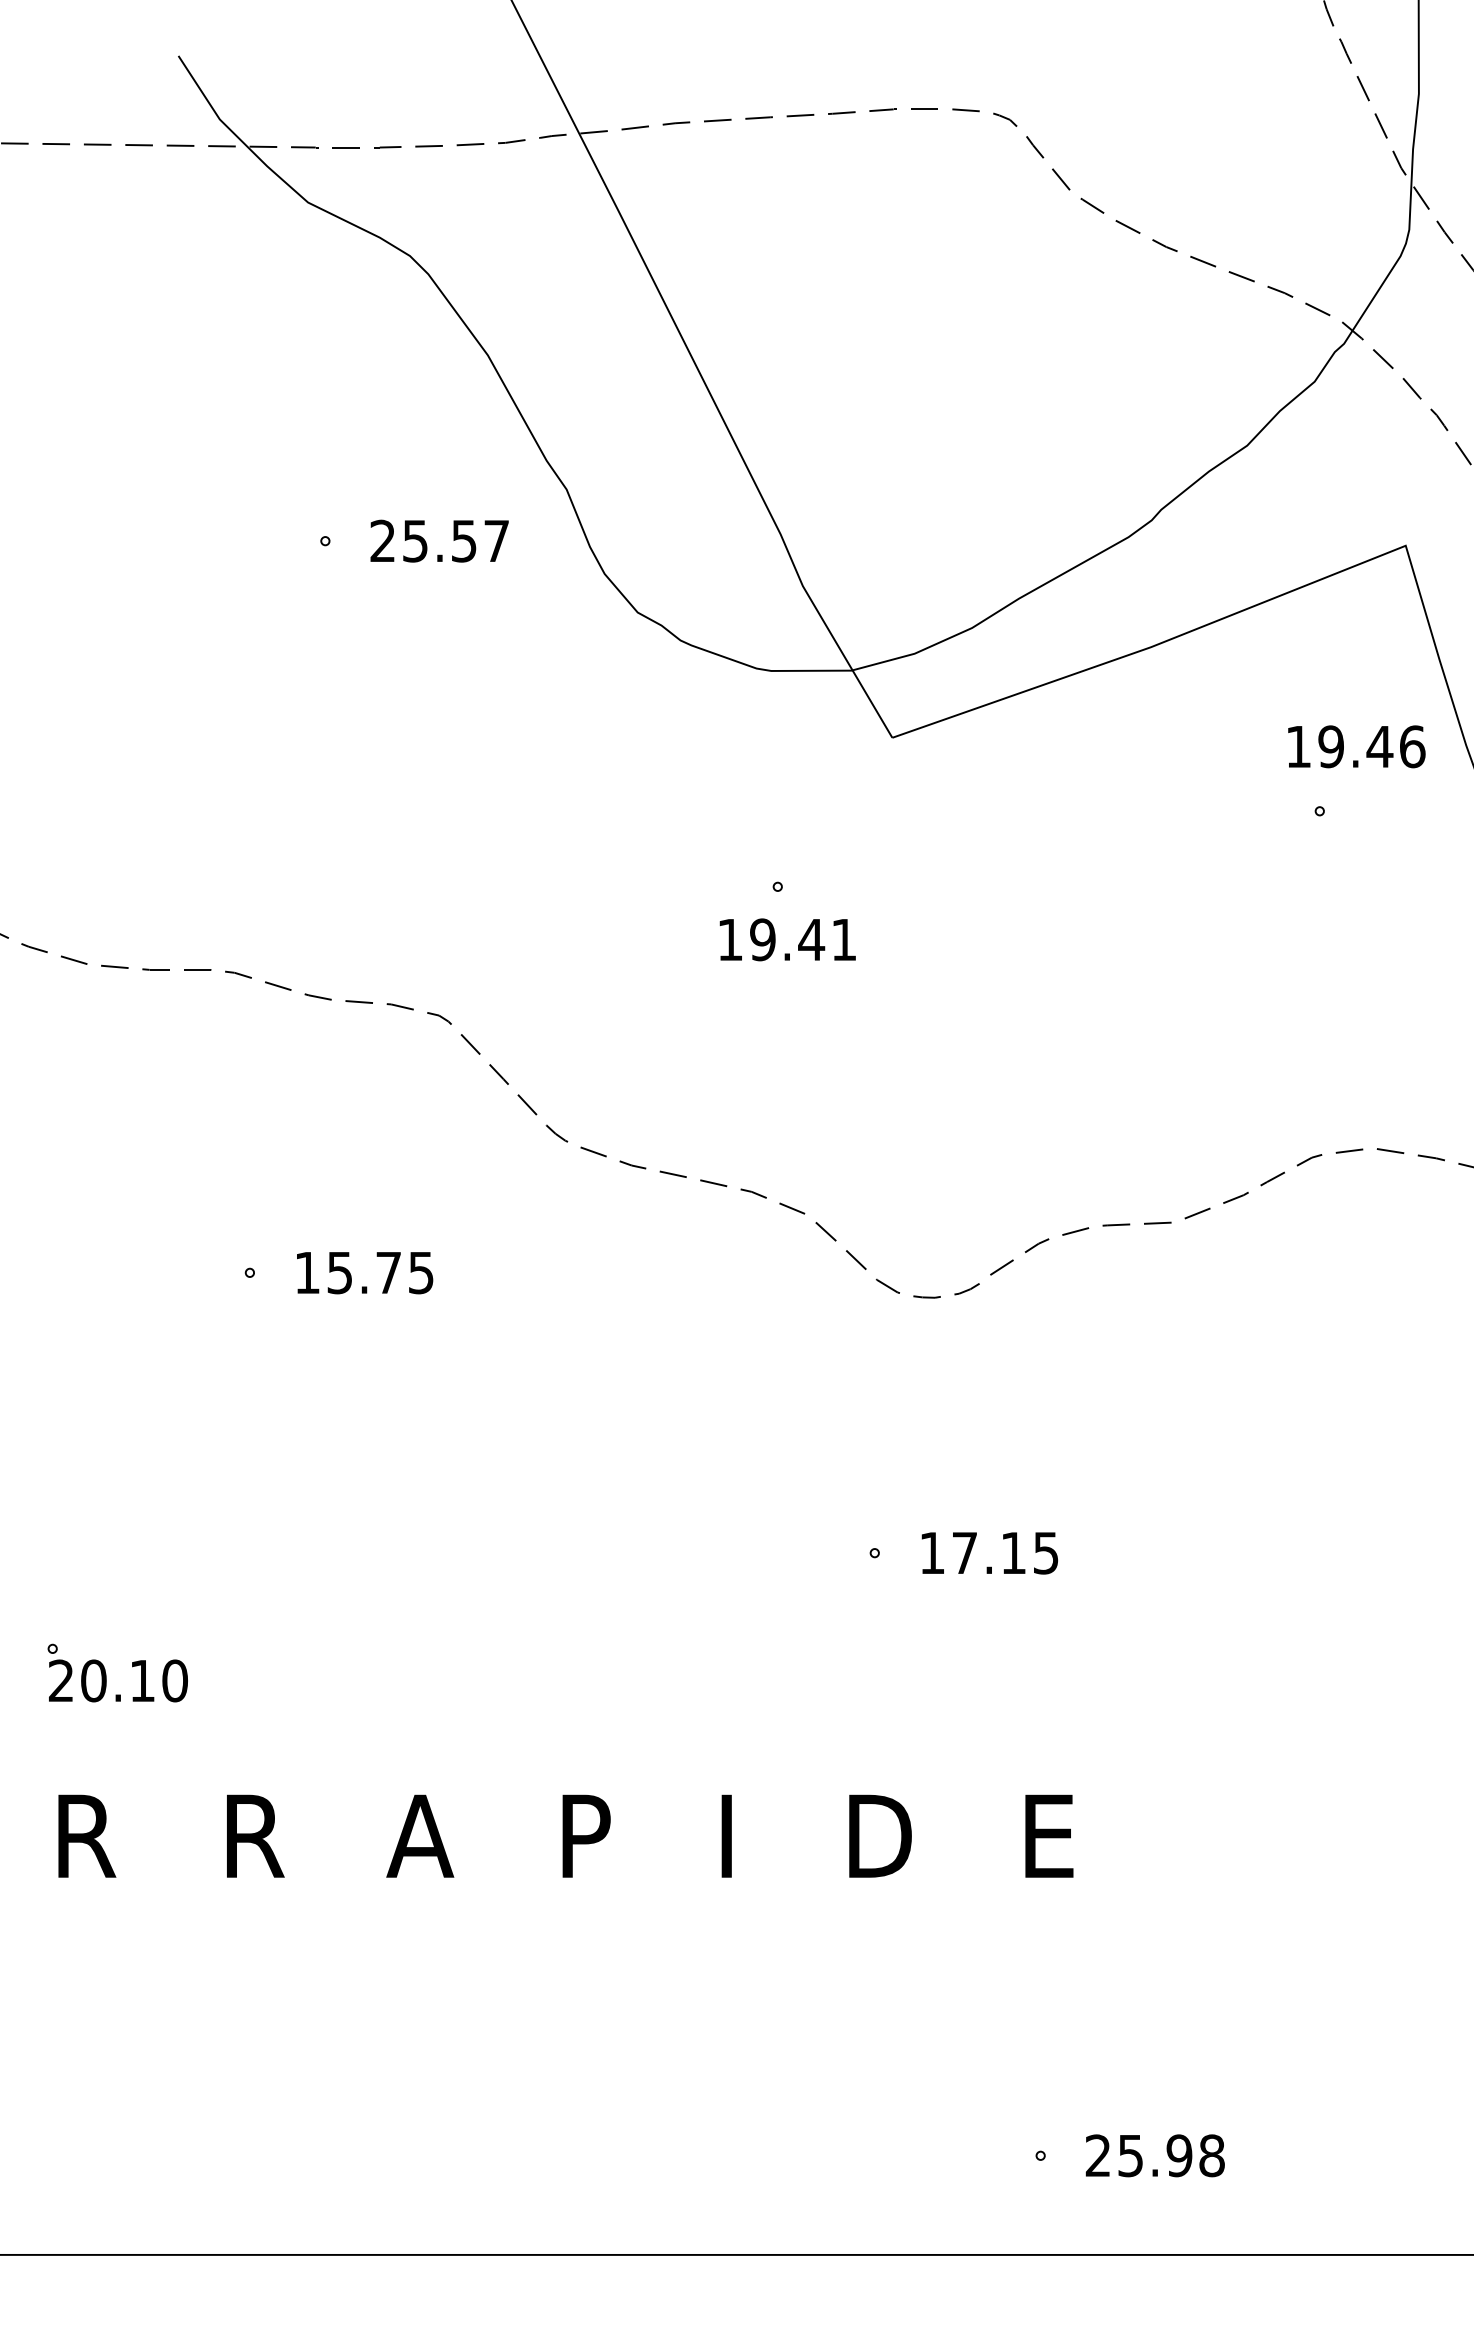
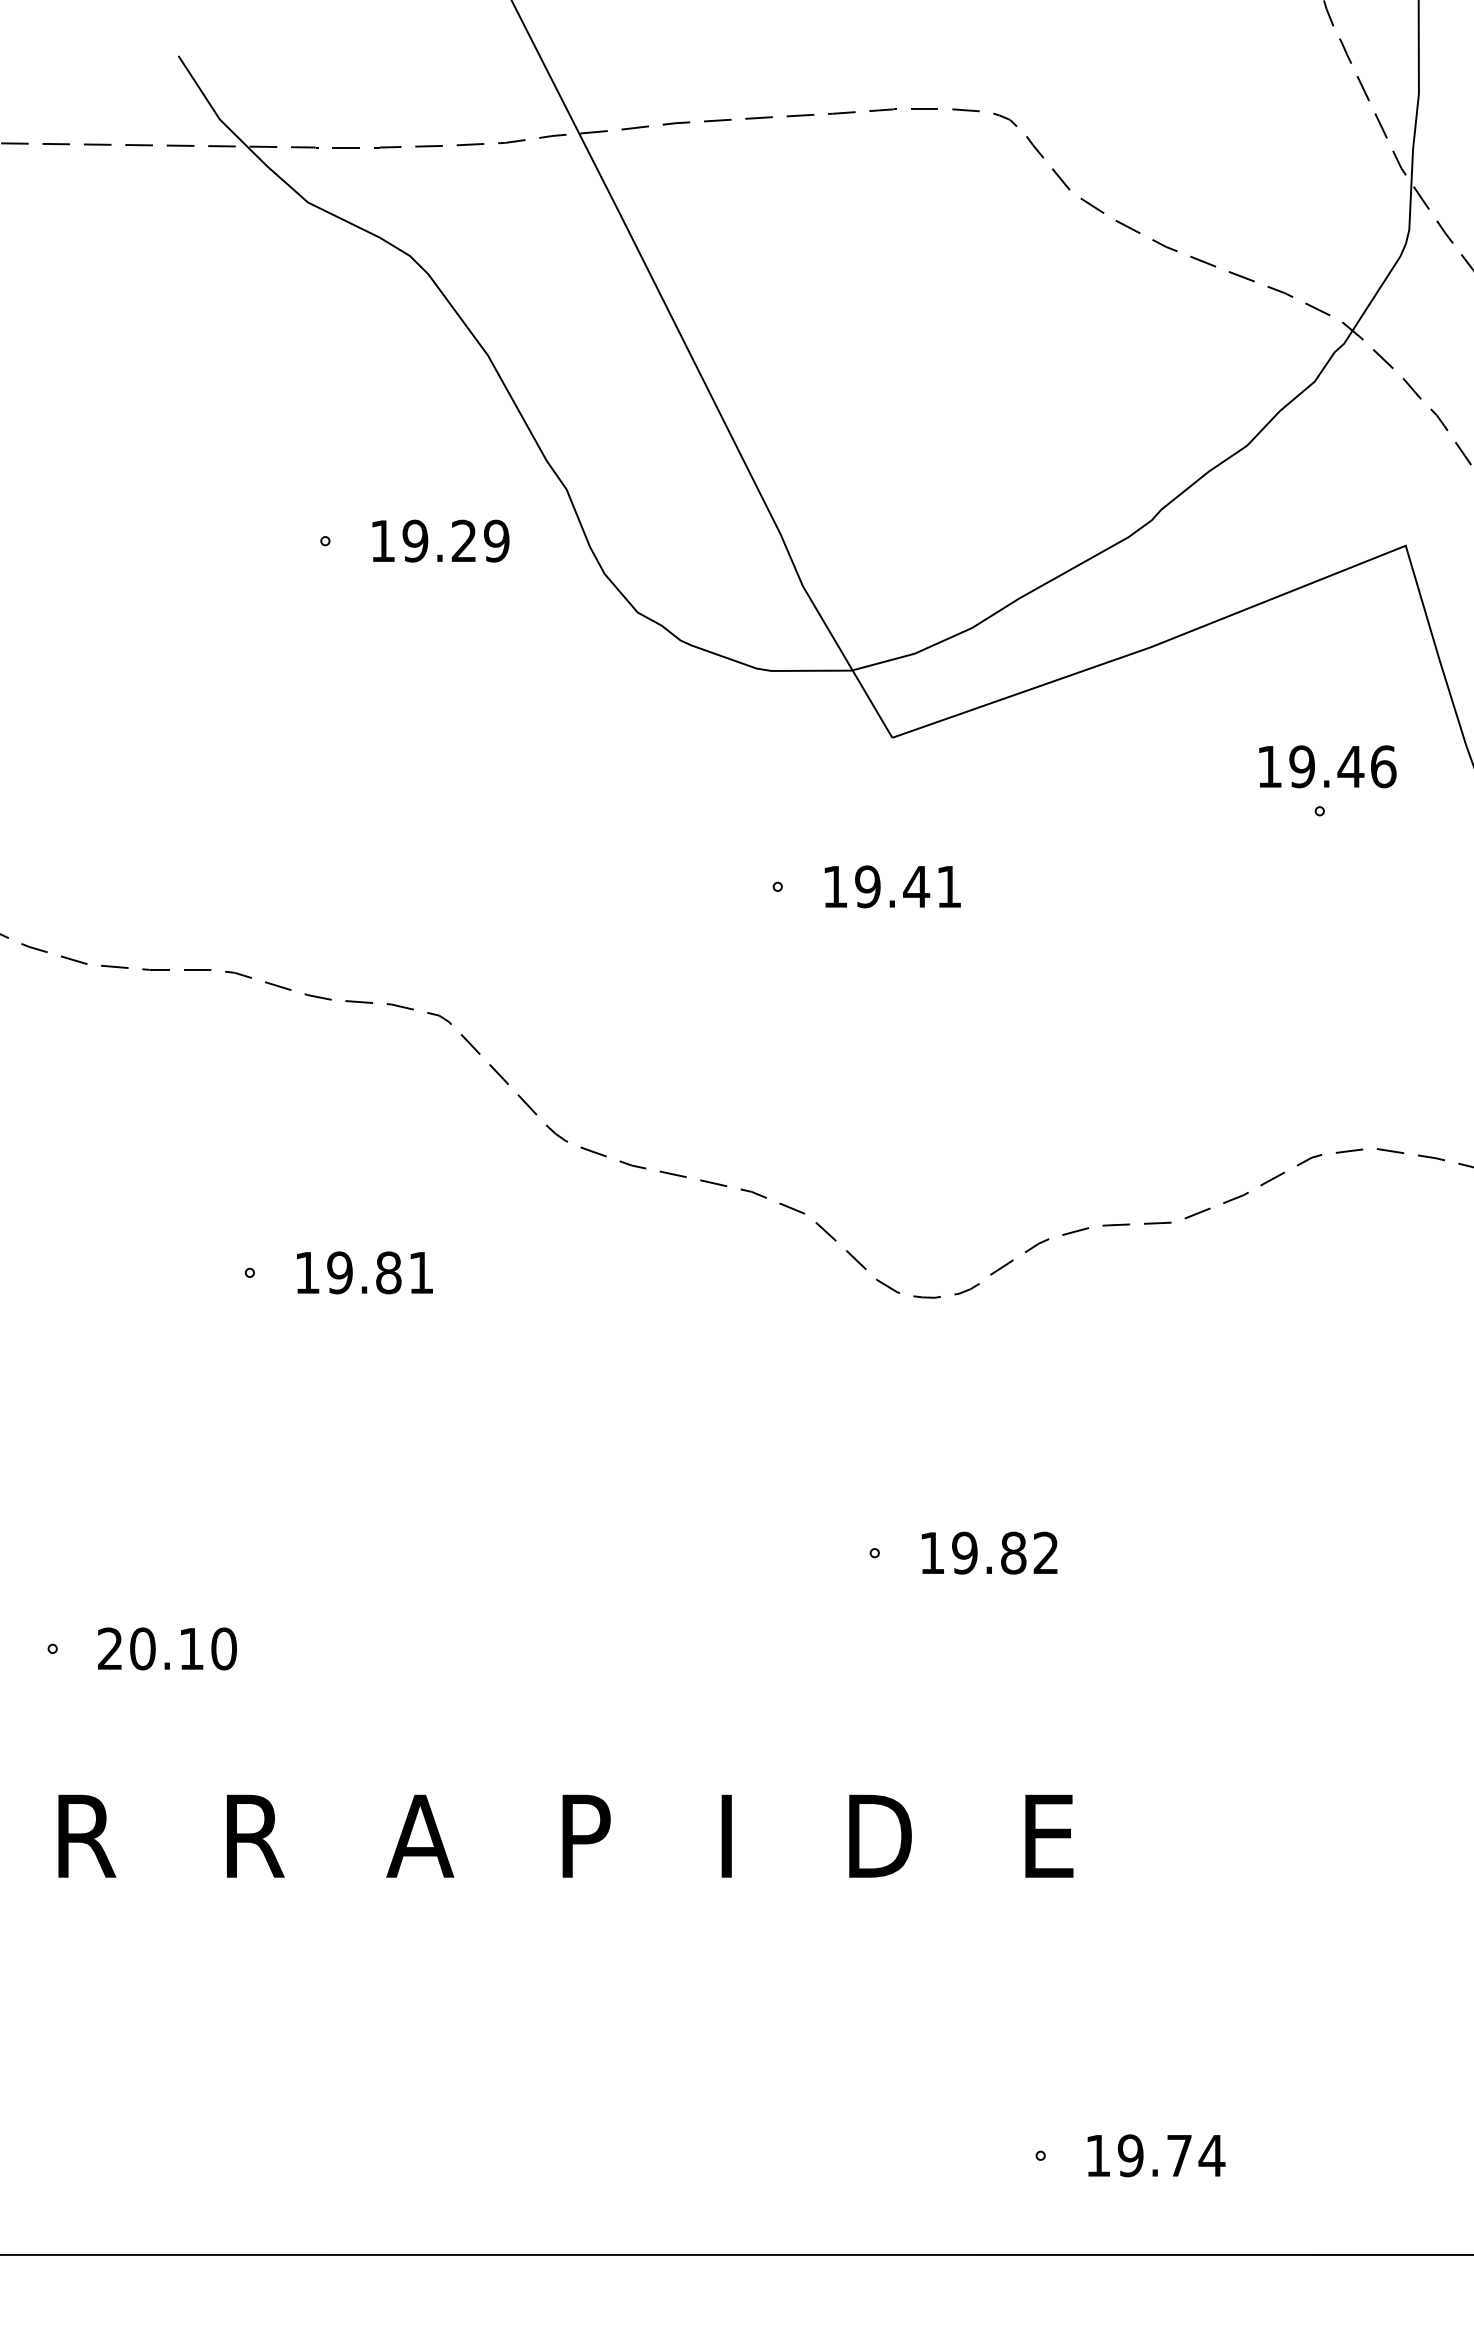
text: 25.57 -> 19.29 (439, 540)
text position: (1356, 746) -> (1327, 766) (1327, 766)
text position: (787, 939) -> (892, 886) (892, 886)
text: 15.75 -> 19.81 (380, 1272)
text: 17.15 -> 19.82 (1005, 1552)
text position: (118, 1680) -> (167, 1648) (167, 1648)
text: 25.98 -> 19.74 (1155, 2155)
